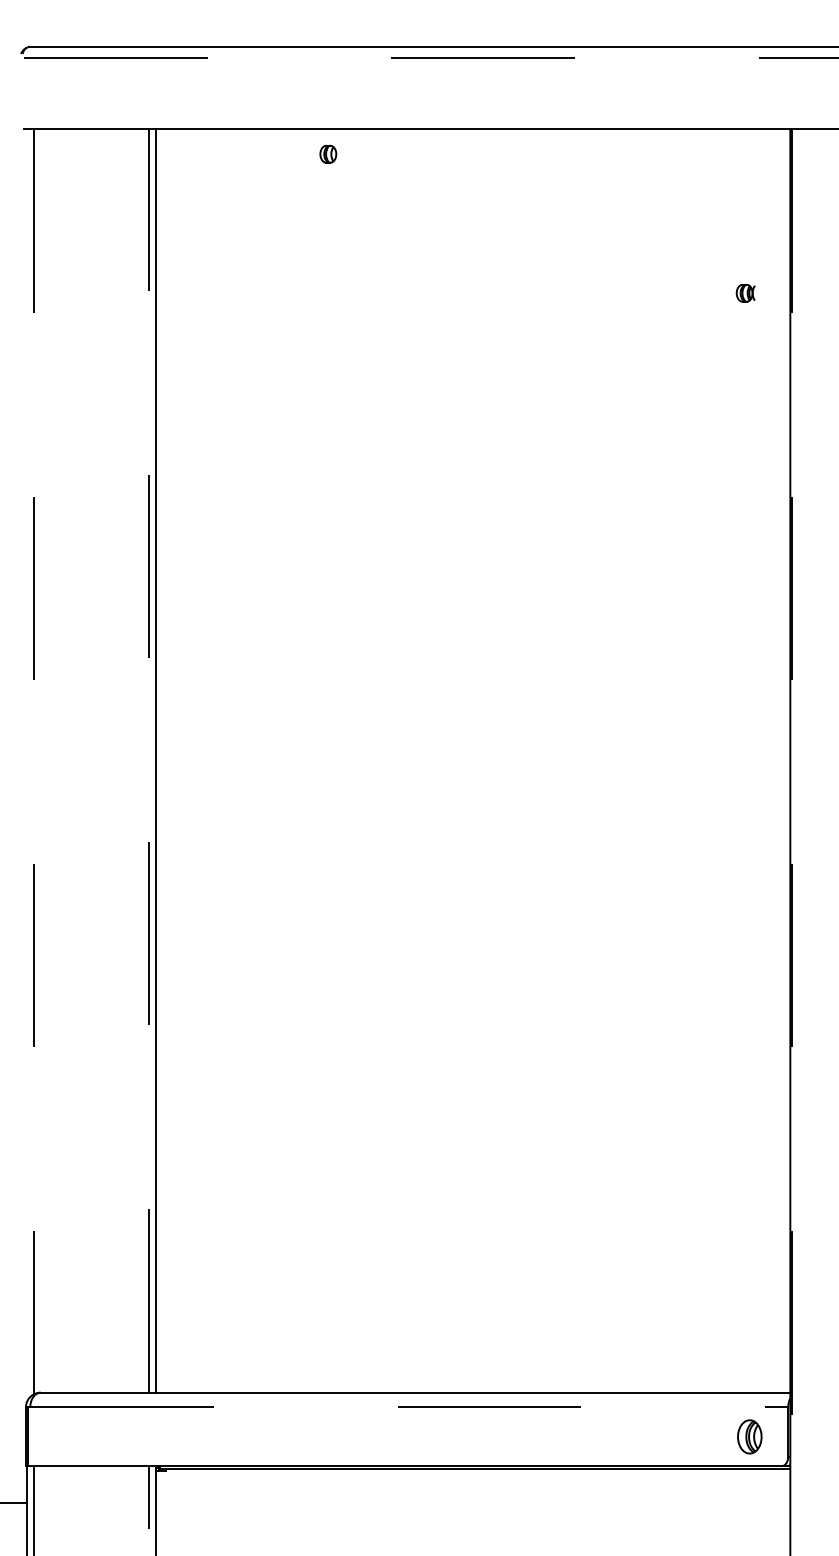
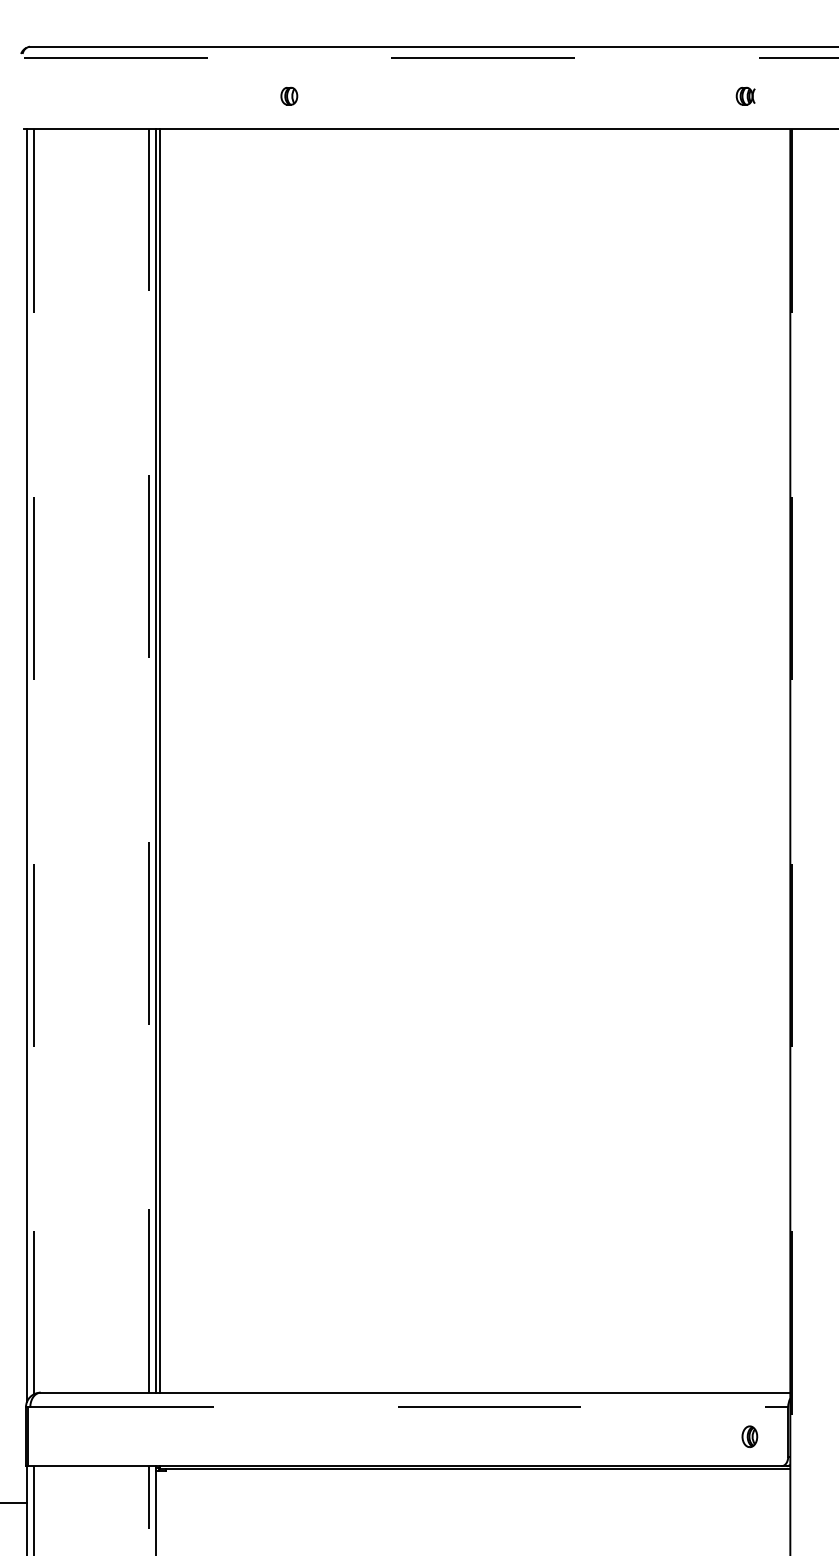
part position: (328, 153) -> (289, 95) (289, 95)
part position: (745, 292) -> (745, 95) (745, 95)
line: none -> present (160, 760)
line: none -> present (27, 765)
part size: 26x36 px -> 18x23 px (749, 1436)
